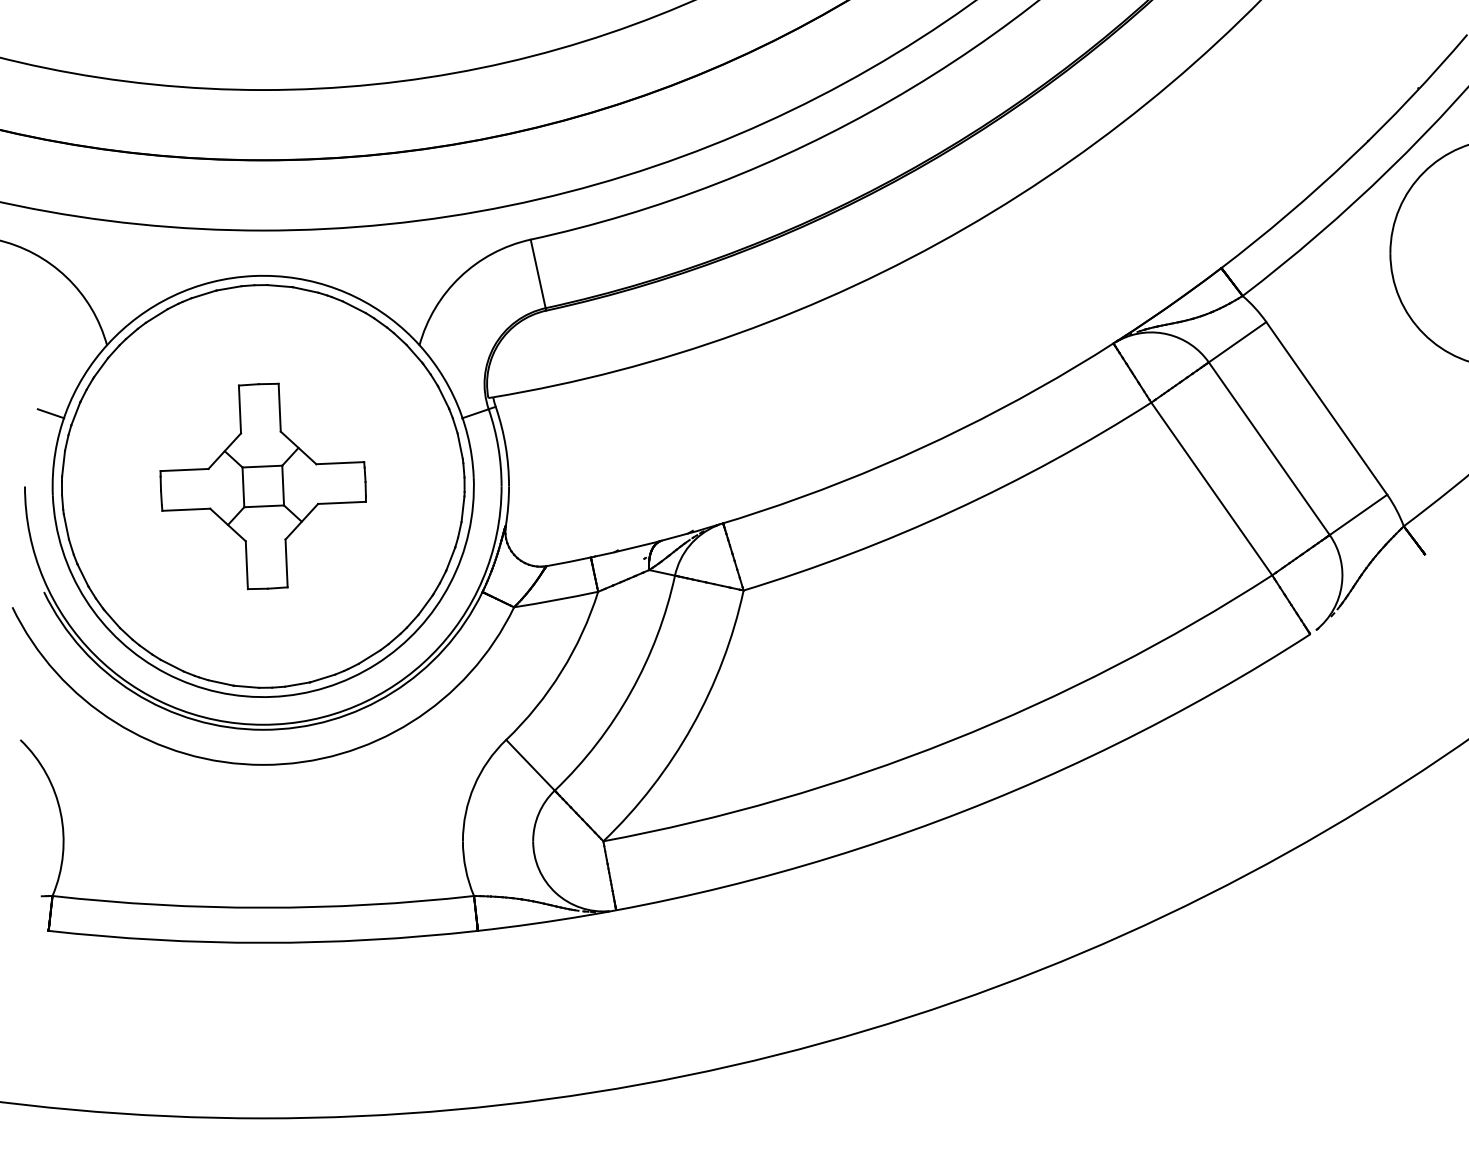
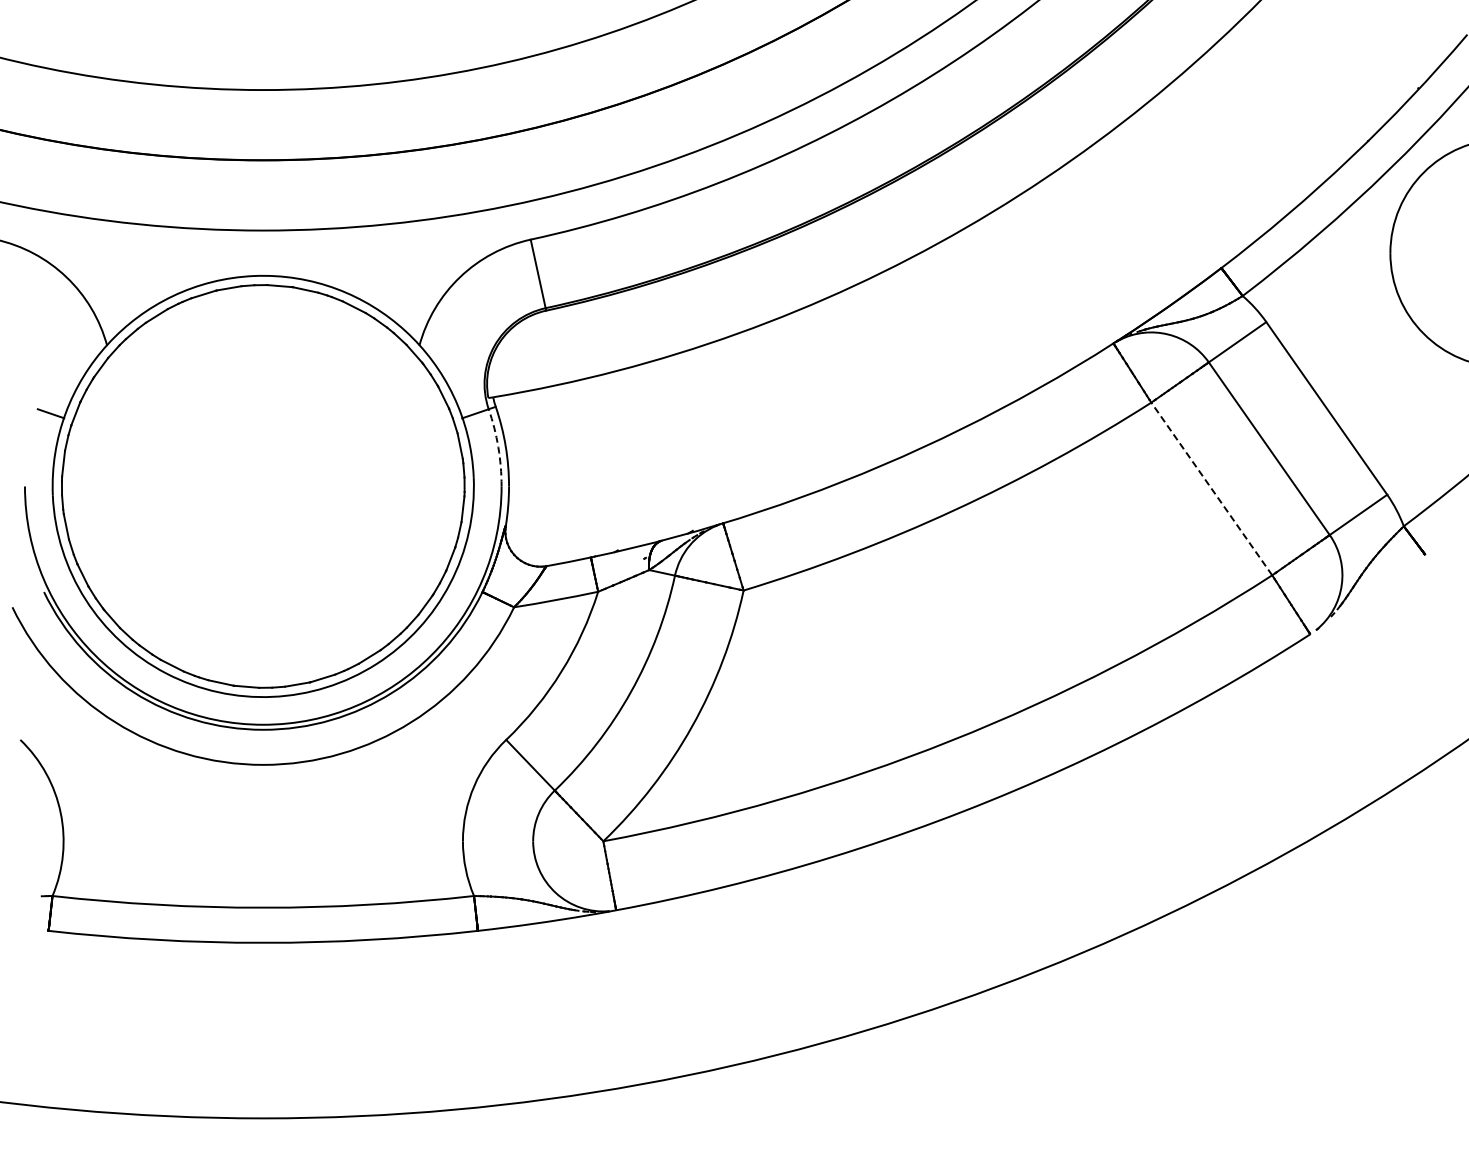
arc: solid -> dashed (498, 447)
part: present -> none (262, 486)
line: solid -> dashed (1211, 488)
